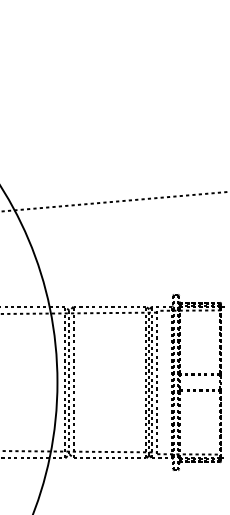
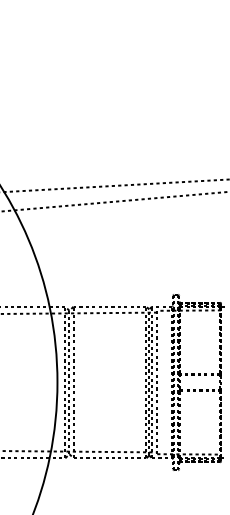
line: none -> present (114, 185)
